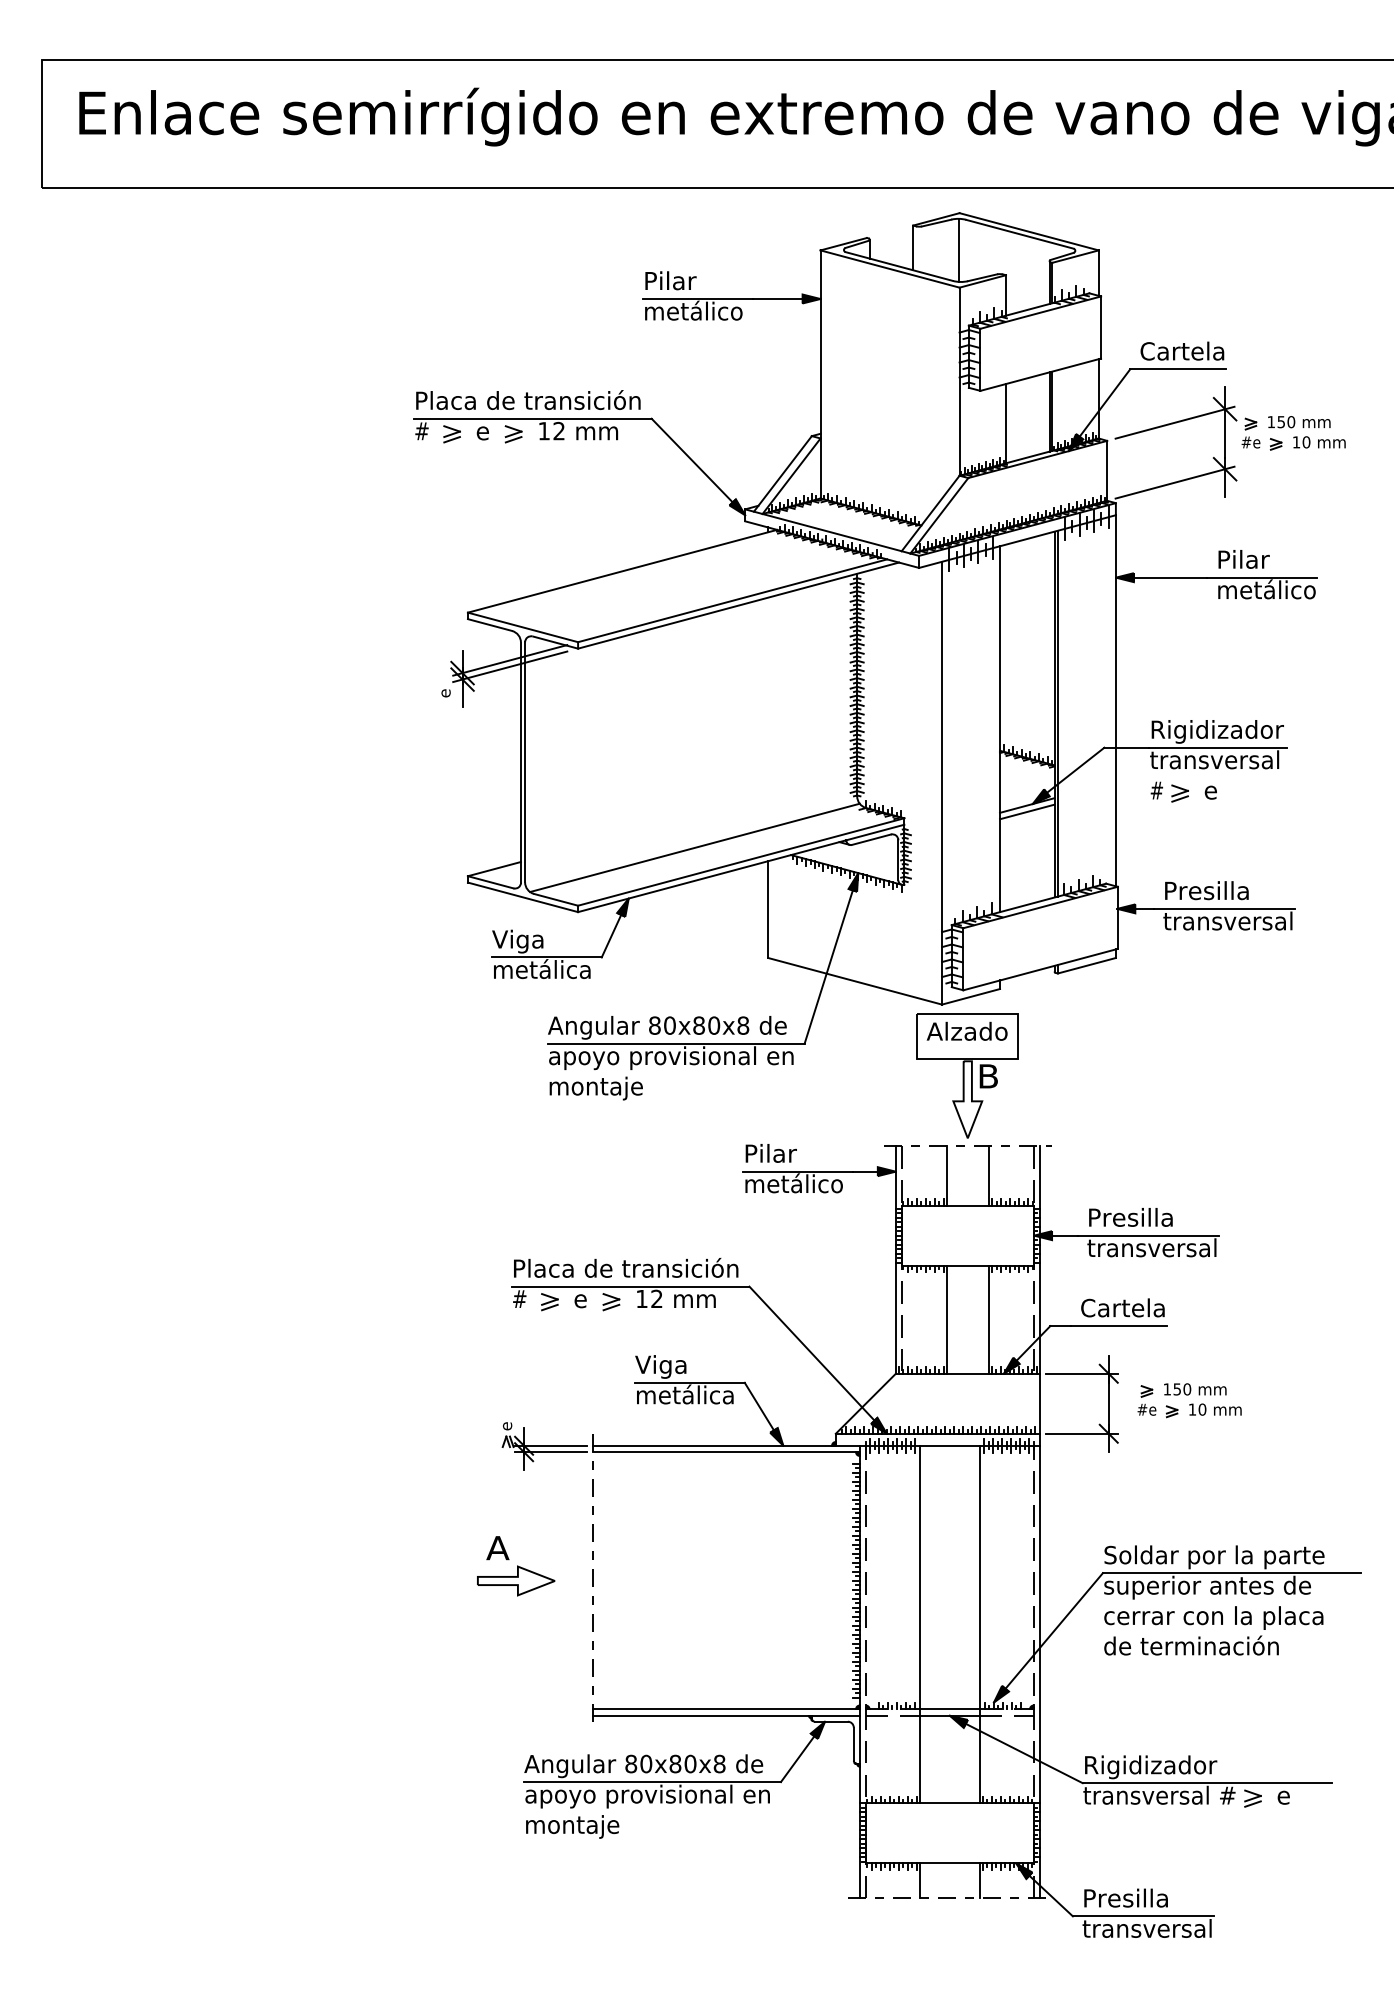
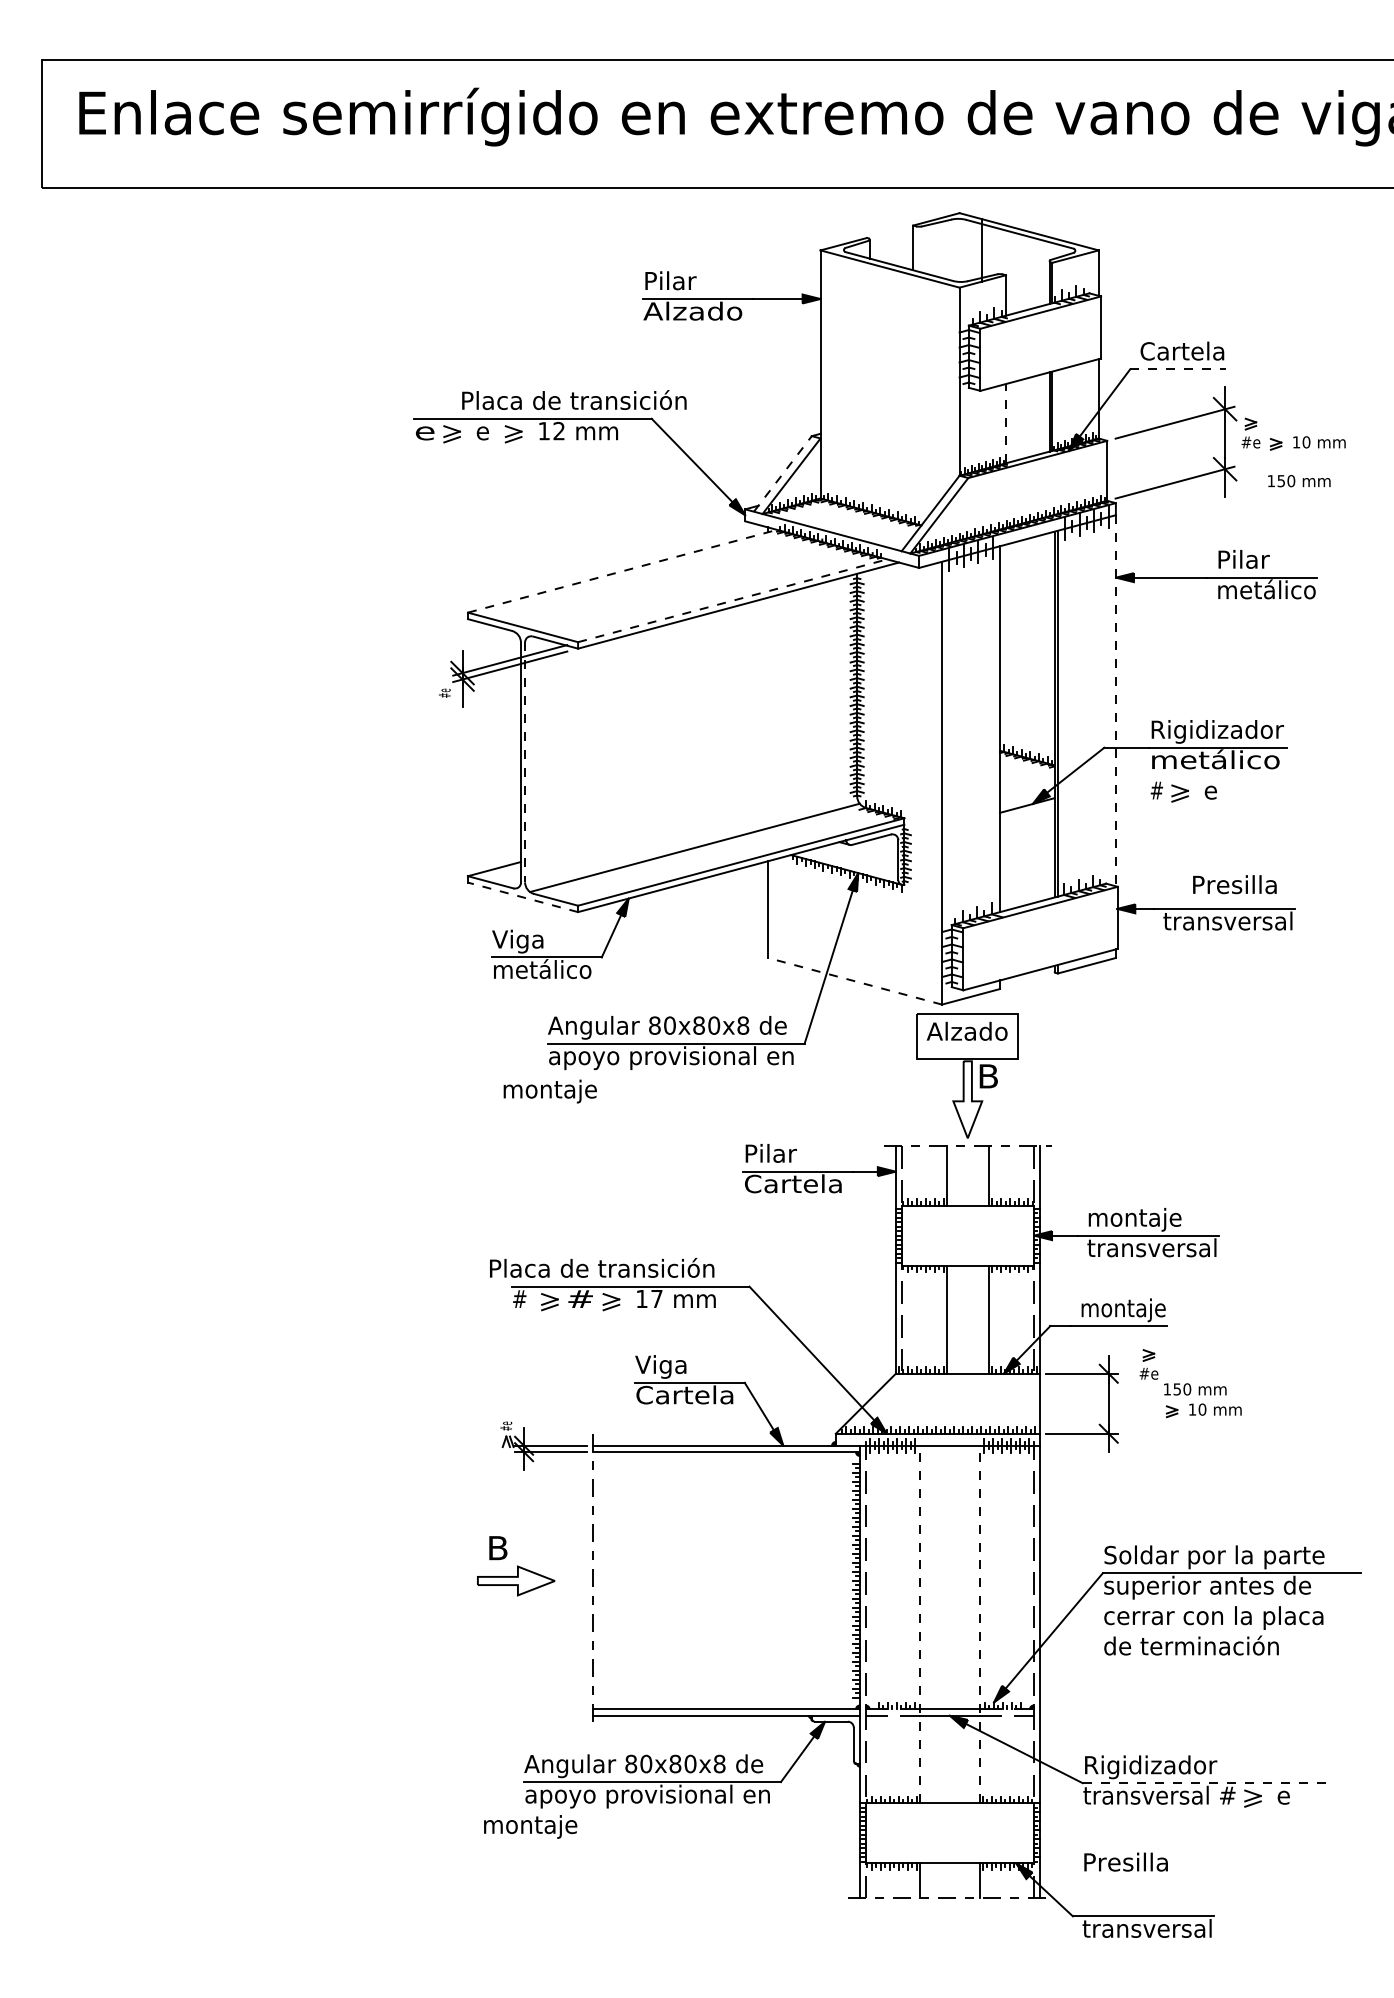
line position: (958, 249) -> (981, 249) (981, 249)
text: metálico -> Alzado (692, 310)
line: solid -> dashed (1178, 369)
text position: (528, 399) -> (574, 399) (574, 399)
text position: (1299, 422) -> (1299, 481) (1299, 481)
line: solid -> dashed (1005, 423)
text: # -> e (424, 431)
line: solid -> dashed (782, 473)
line: solid -> dashed (623, 571)
line: solid -> dashed (732, 600)
text: e -> #e (444, 692)
line: solid -> dashed (1115, 700)
text: transversal -> metálico (1214, 759)
line: solid -> dashed (525, 762)
line: present -> none (1027, 811)
text position: (1206, 890) -> (1234, 884) (1234, 884)
line: solid -> dashed (522, 897)
text: metálica -> metálico (585, 972)
line: solid -> dashed (855, 981)
text position: (595, 1088) -> (549, 1091) (549, 1091)
text: metálico -> Cartela (793, 1183)
text: Presilla -> montaje (1134, 1219)
text position: (626, 1267) -> (602, 1267) (602, 1267)
text: 12 -> 17 (656, 1298)
text: e -> # (580, 1299)
text: Cartela -> montaje (1123, 1310)
text: metálica -> Cartela (684, 1394)
part position: (1146, 1400) -> (1148, 1364) (1148, 1364)
text: e -> #e (506, 1425)
text: A -> B (497, 1548)
line: solid -> dashed (919, 1624)
line: solid -> dashed (979, 1624)
line: solid -> dashed (1207, 1783)
text position: (572, 1826) -> (530, 1826) (530, 1826)
text position: (1125, 1897) -> (1125, 1861) (1125, 1861)
